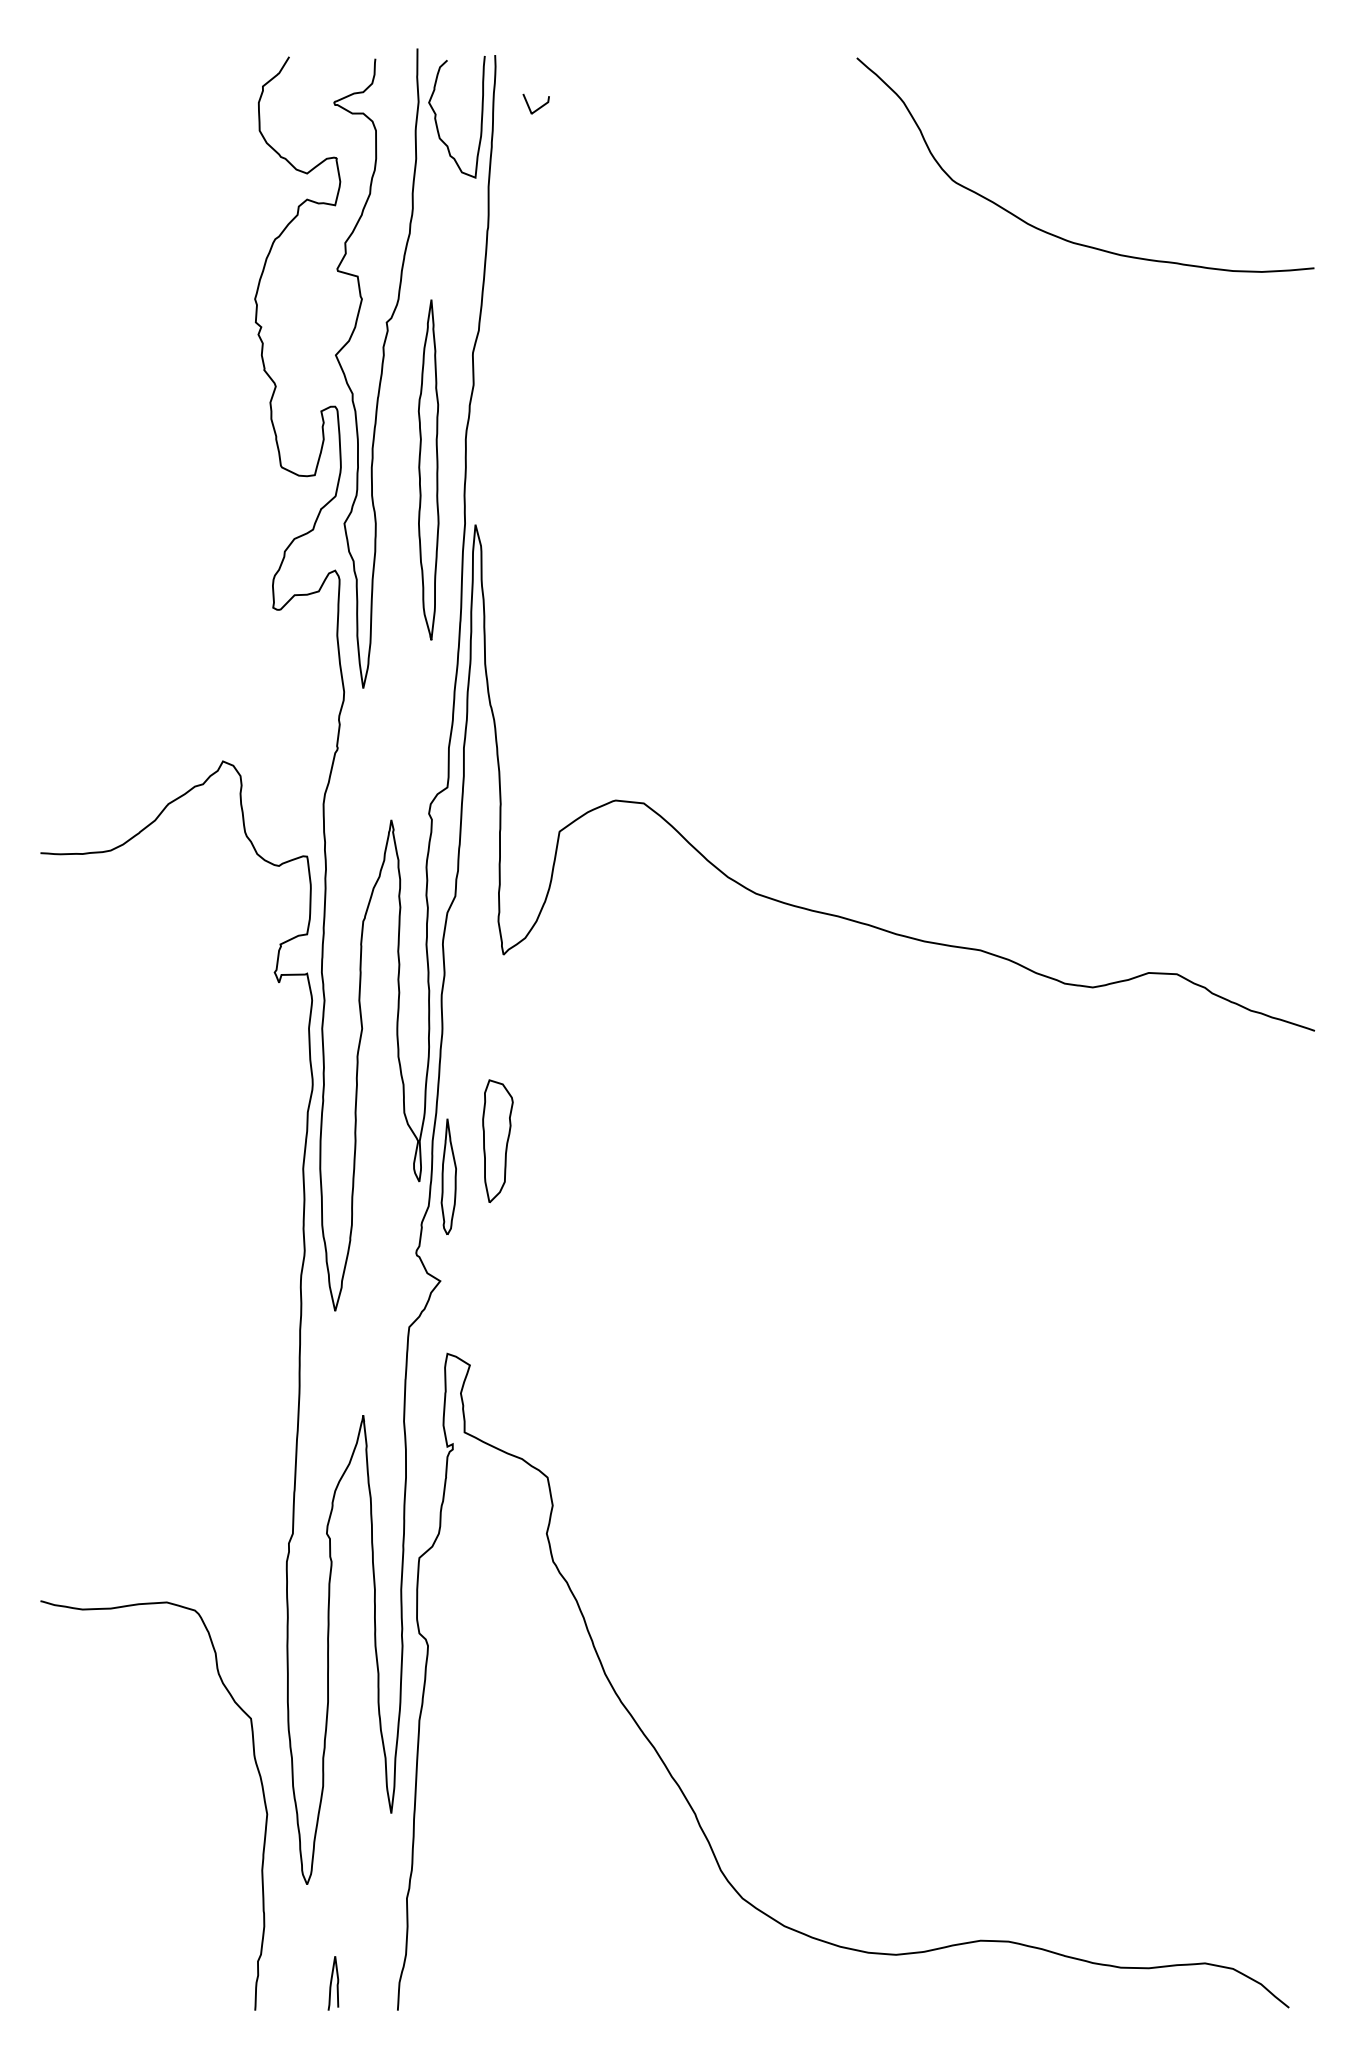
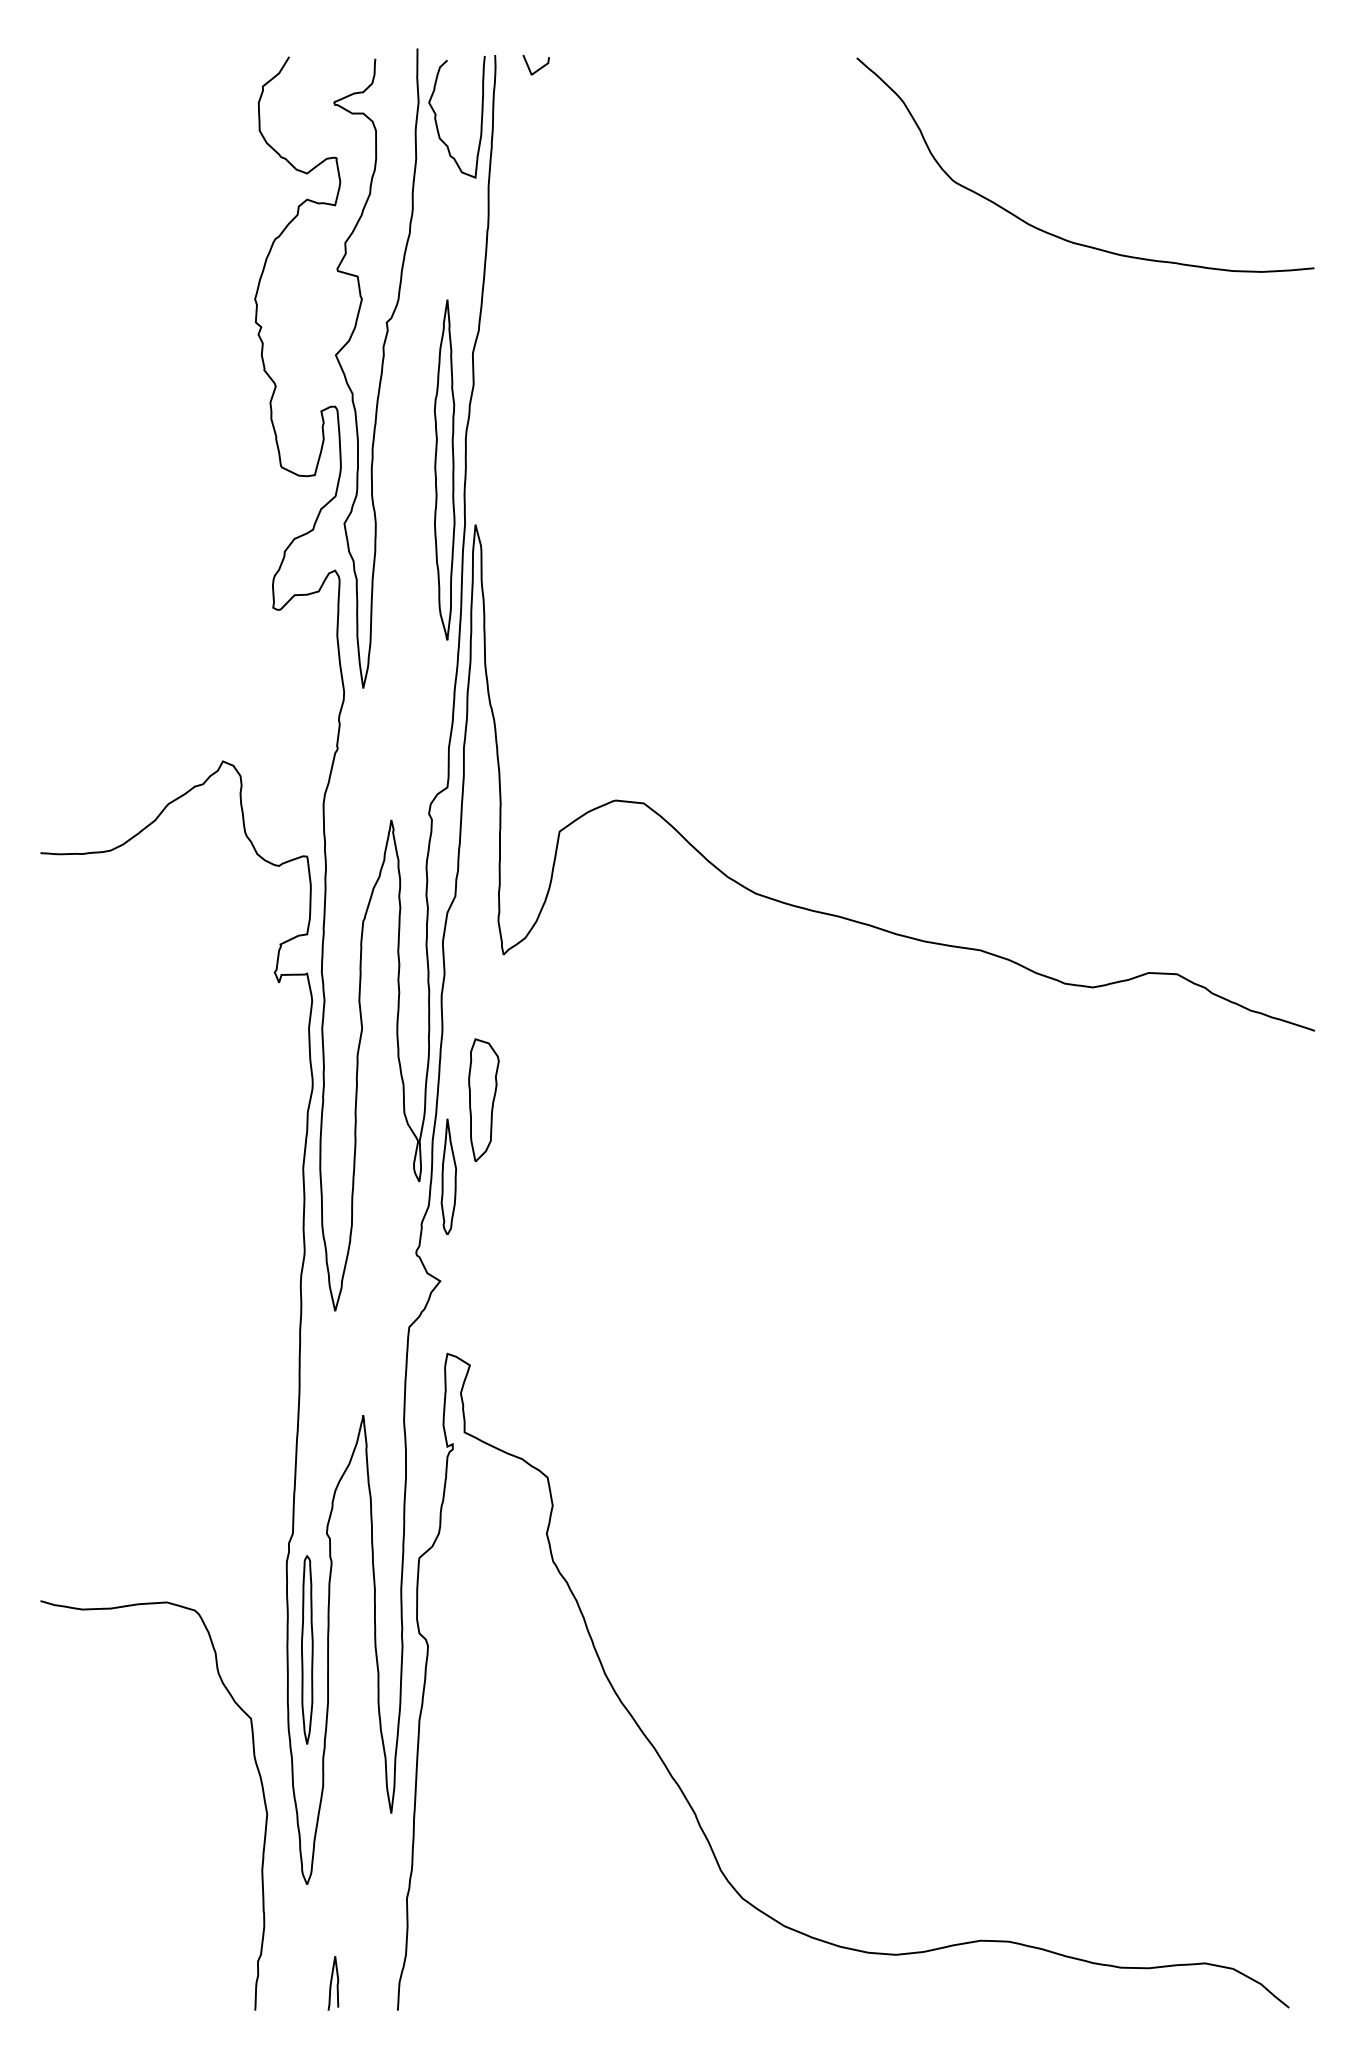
curve position: (538, 107) -> (538, 68) (538, 68)
part position: (428, 469) -> (444, 469) (444, 469)
part position: (497, 1141) -> (483, 1100) (483, 1100)
part: none -> present (307, 1649)
